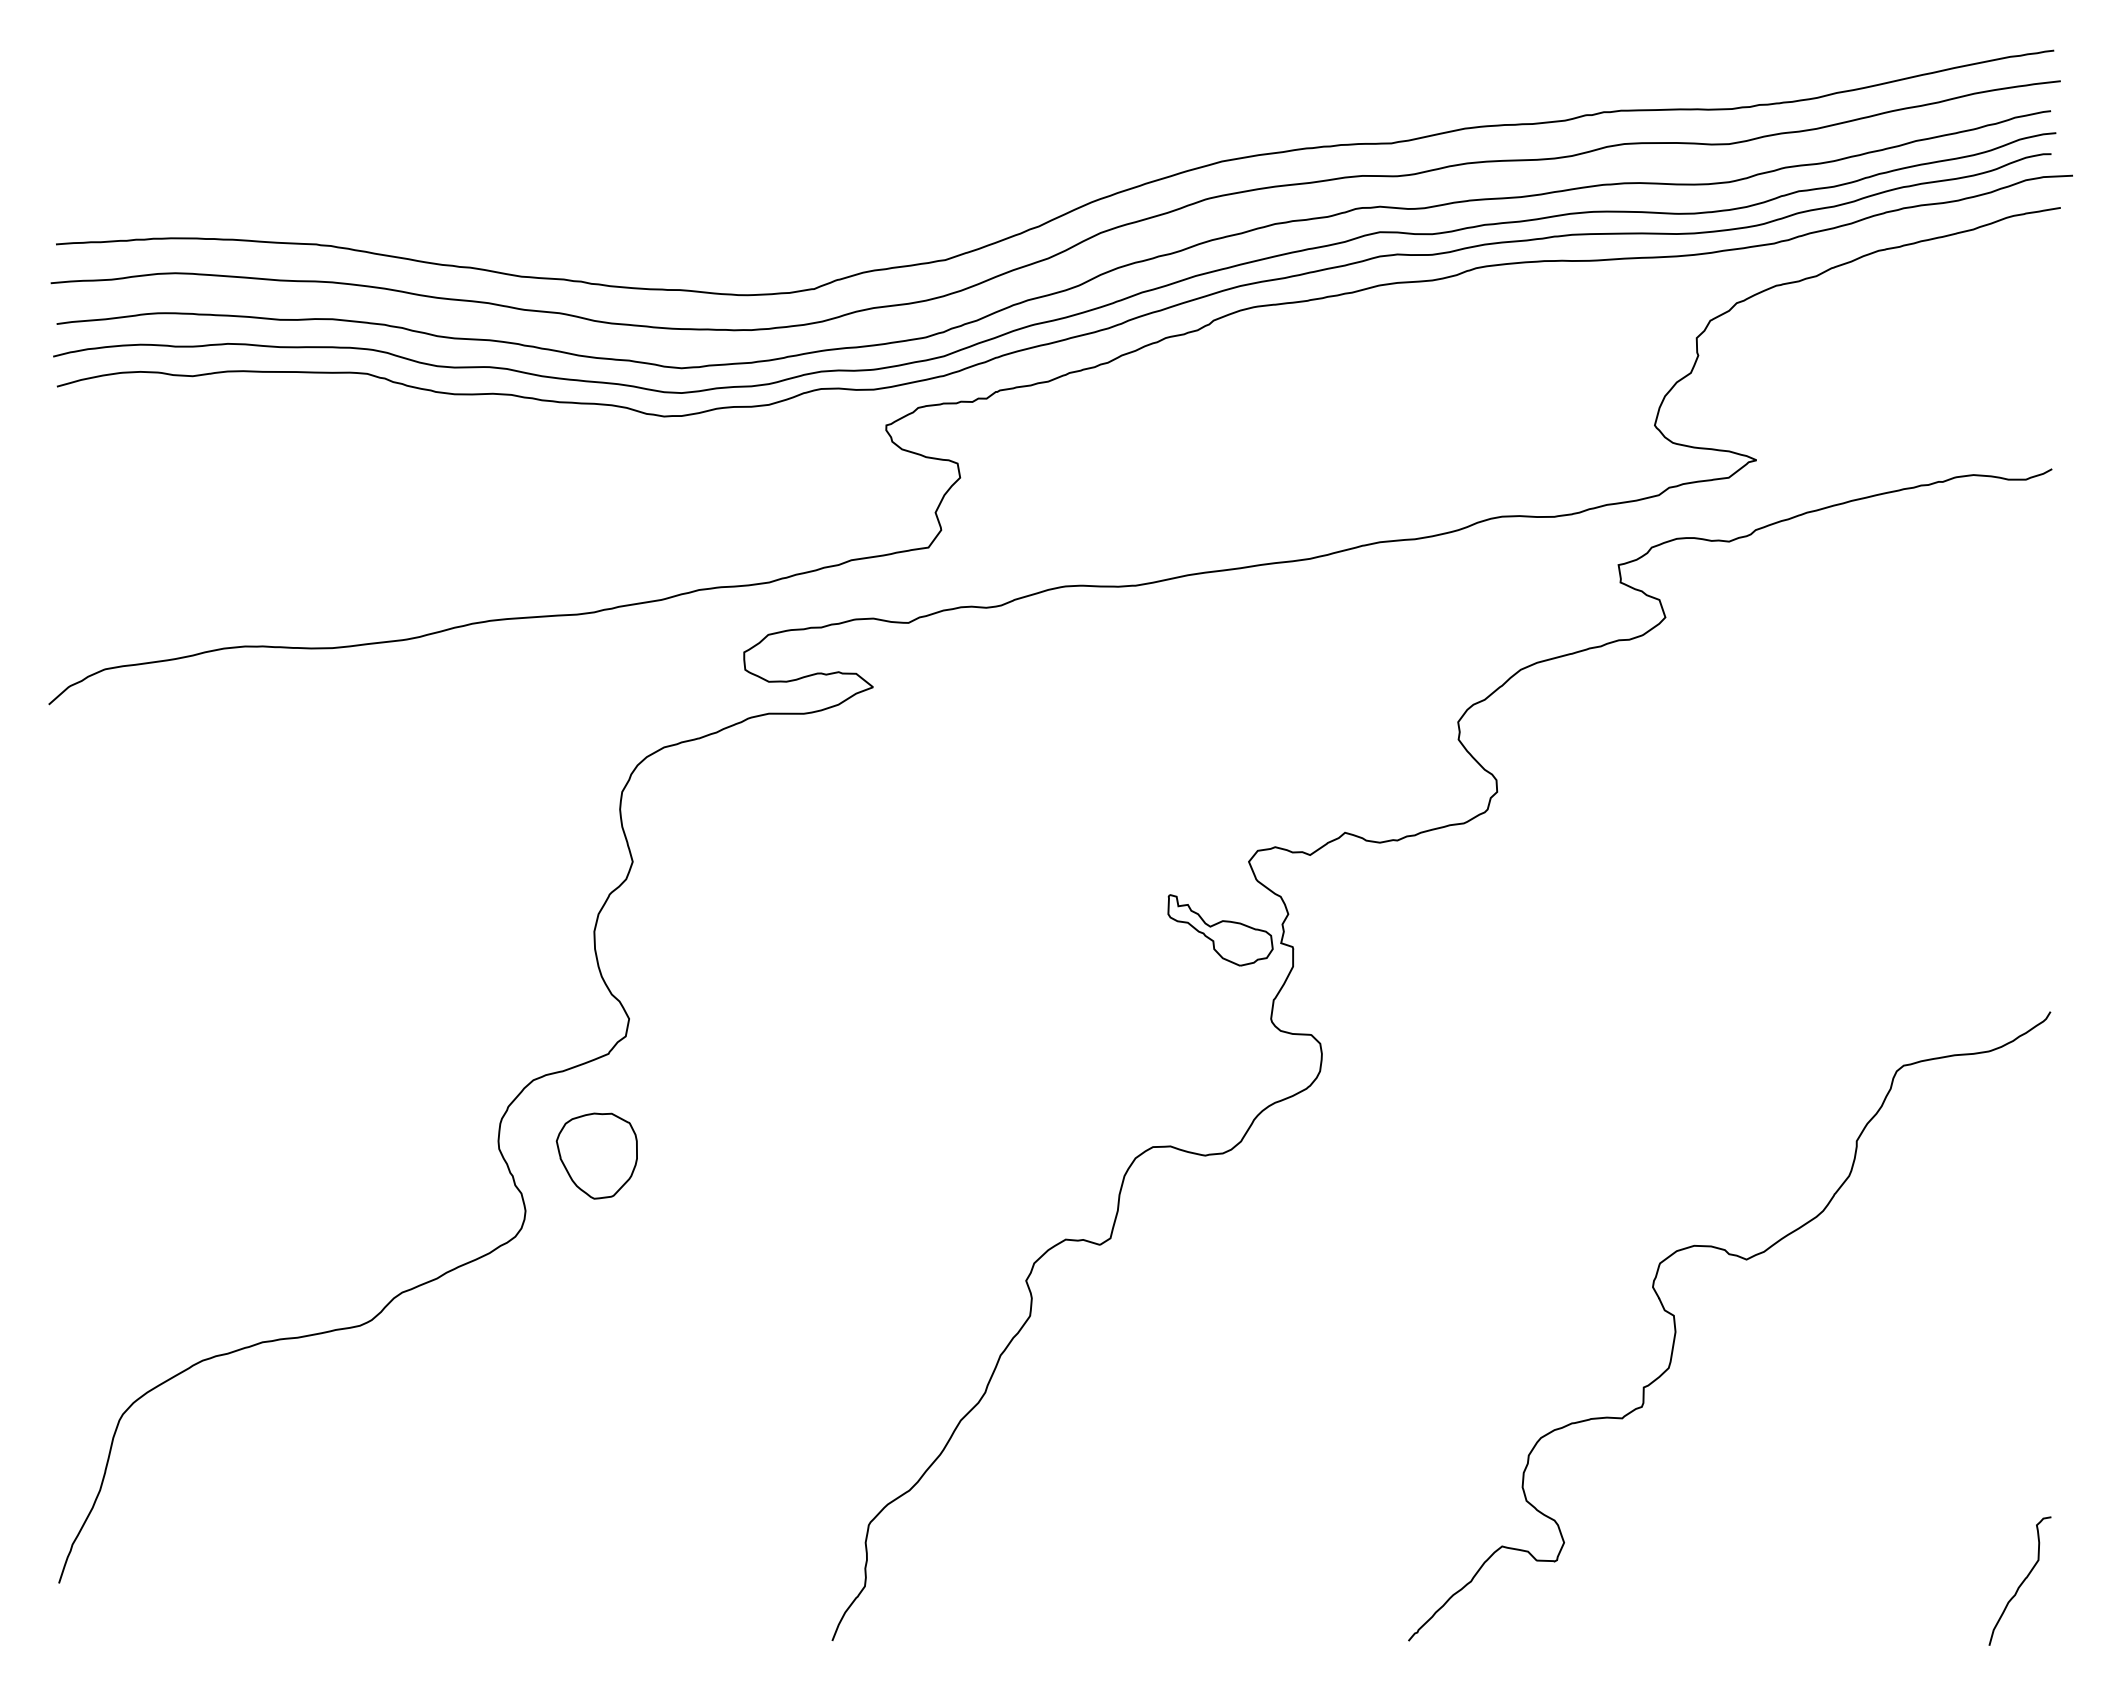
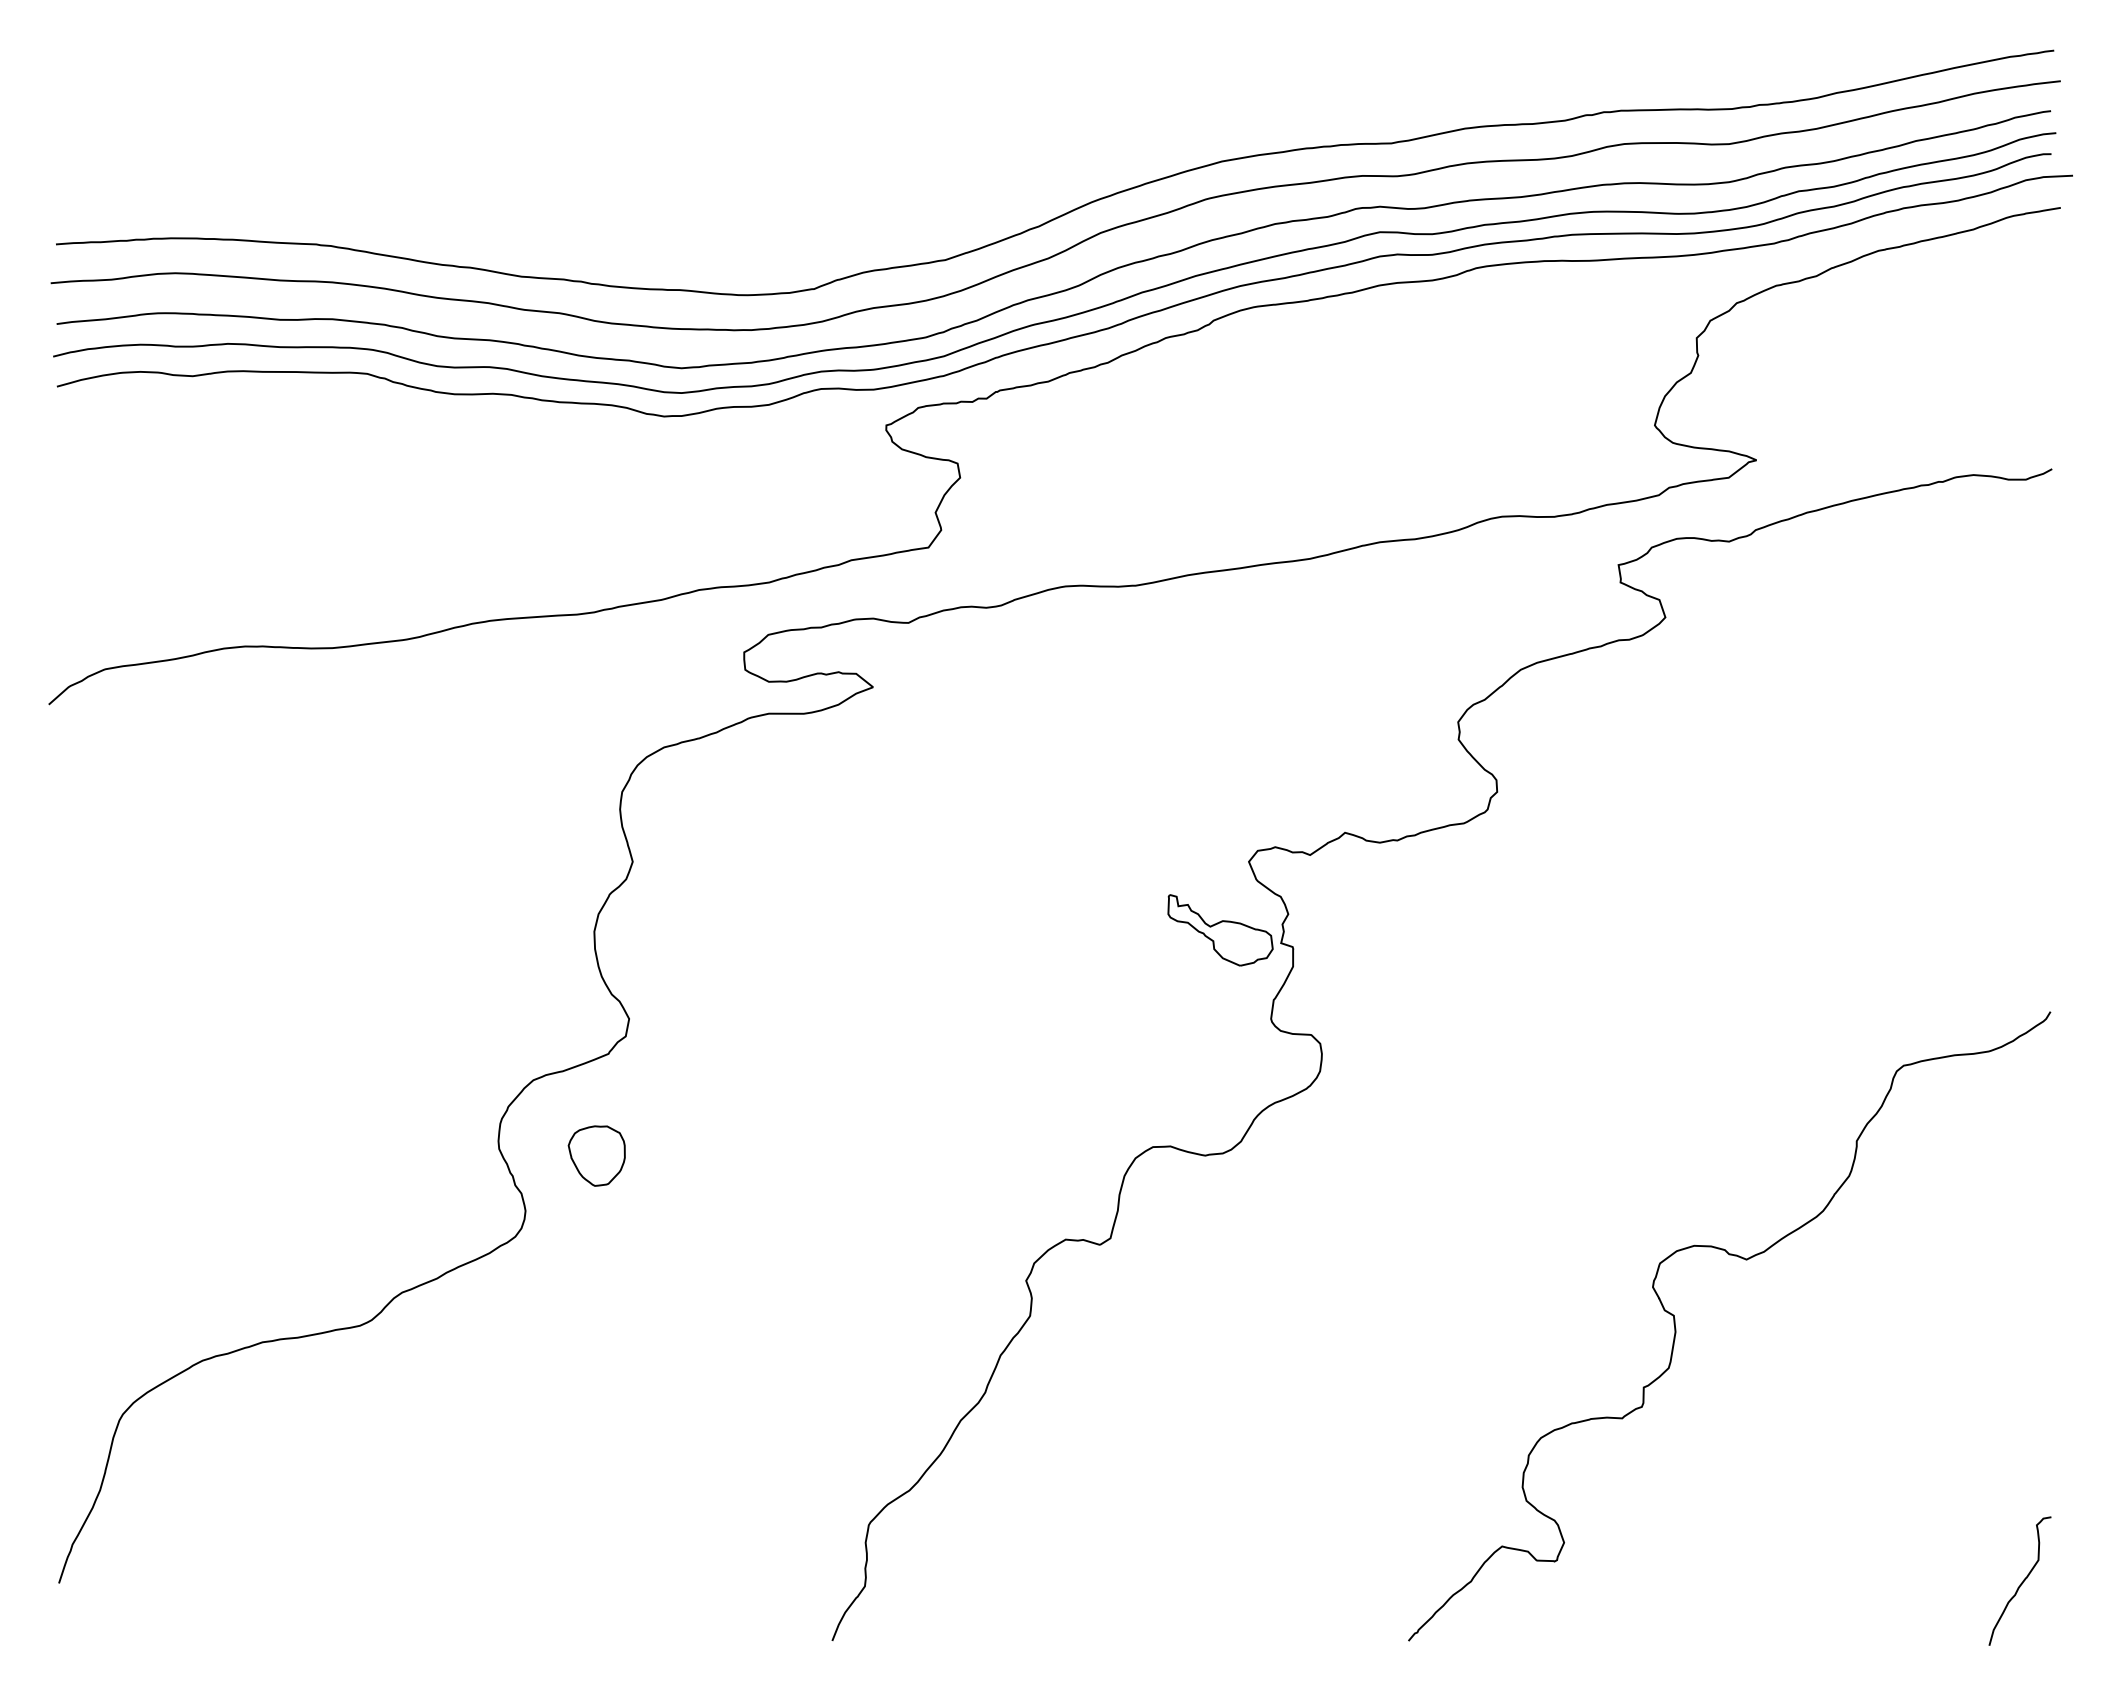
part size: 83x88 px -> 59x62 px (596, 1155)
